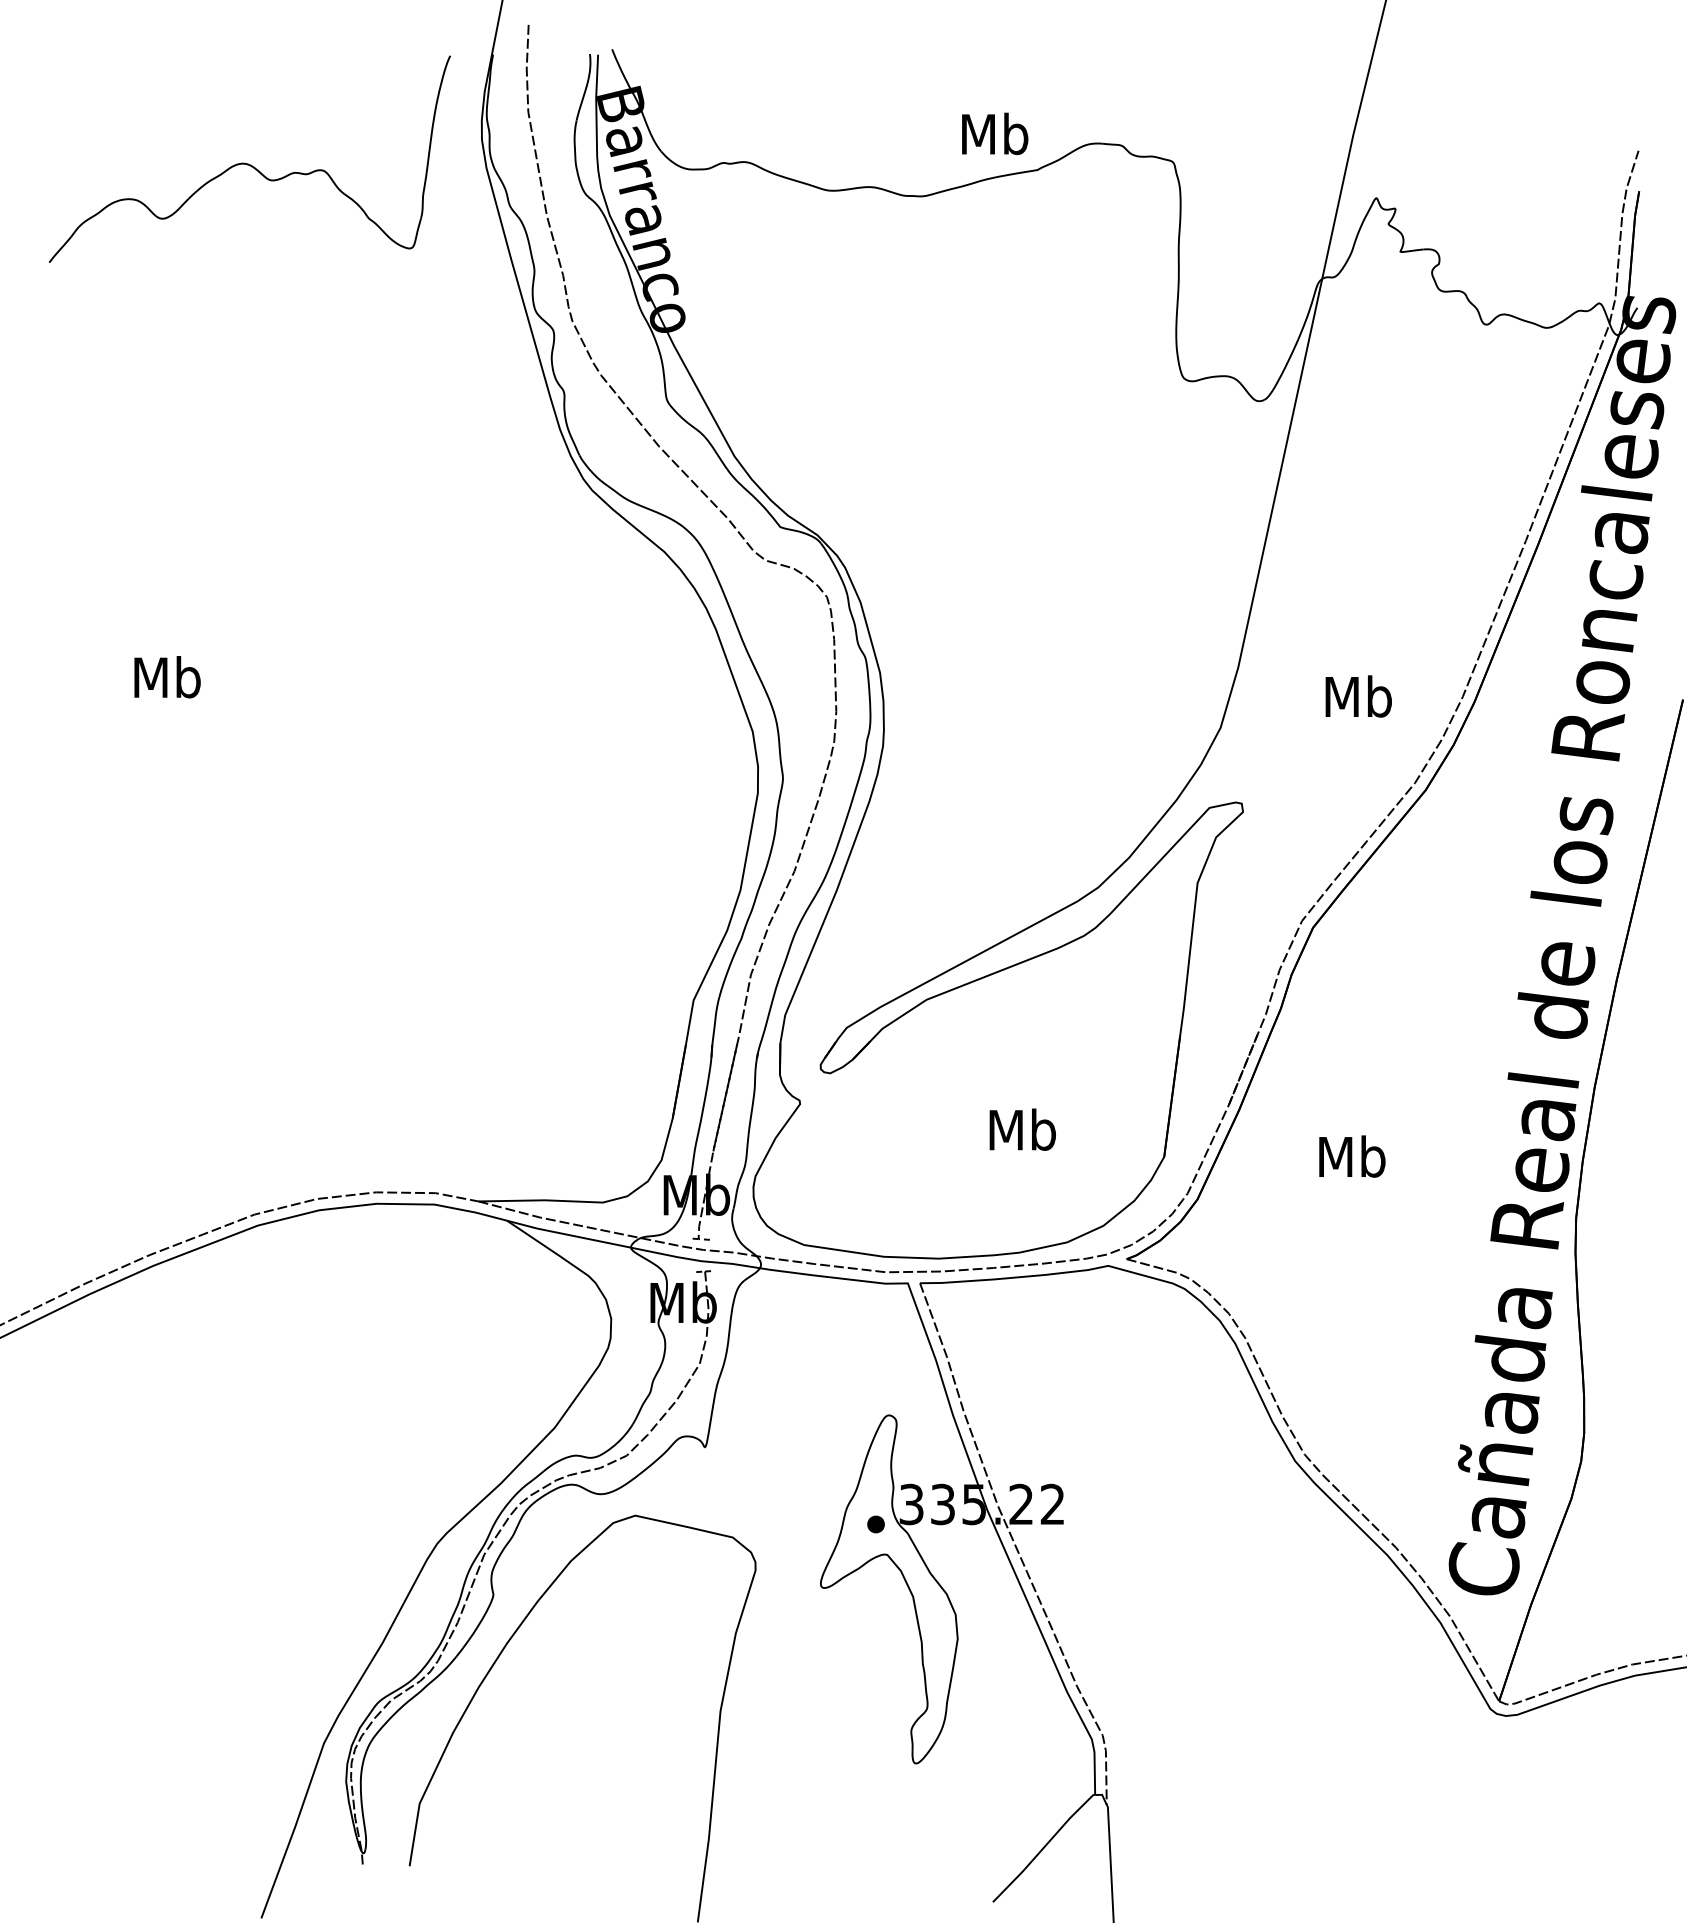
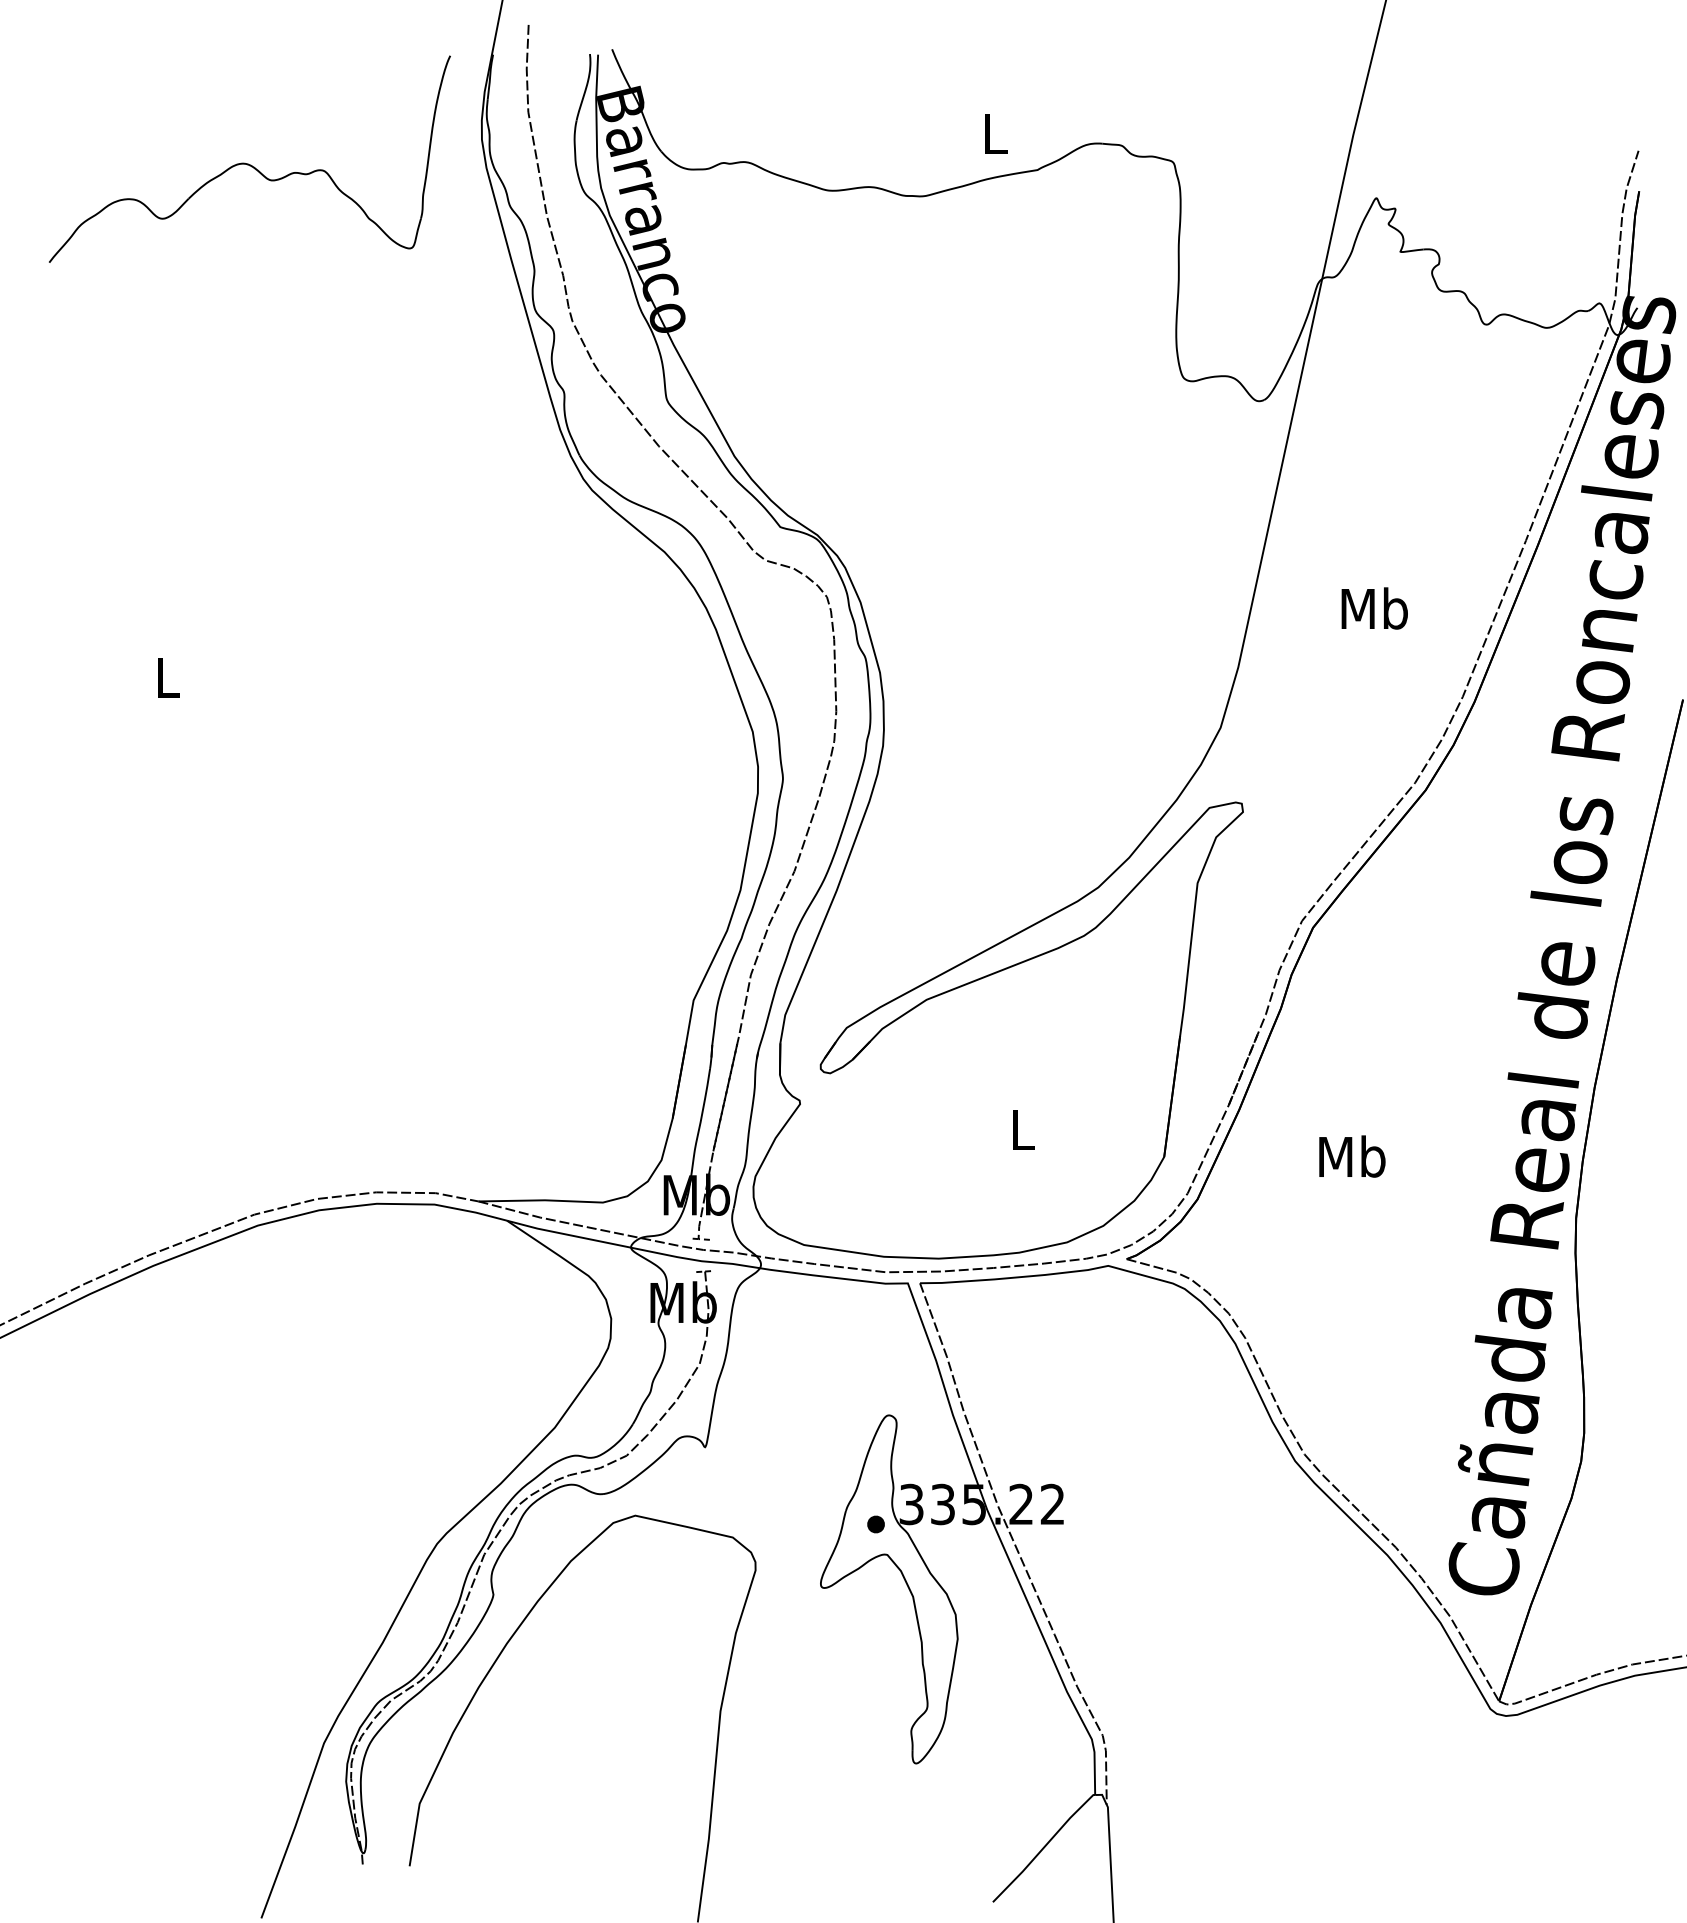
text: Mb -> L (995, 133)
text: Mb -> L (167, 677)
text position: (1358, 696) -> (1374, 608) (1374, 608)
text: Mb -> L (1022, 1129)
